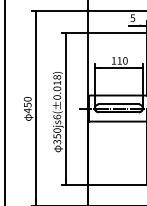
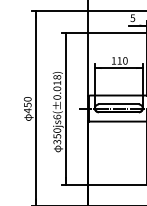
line: present -> none (5, 102)
